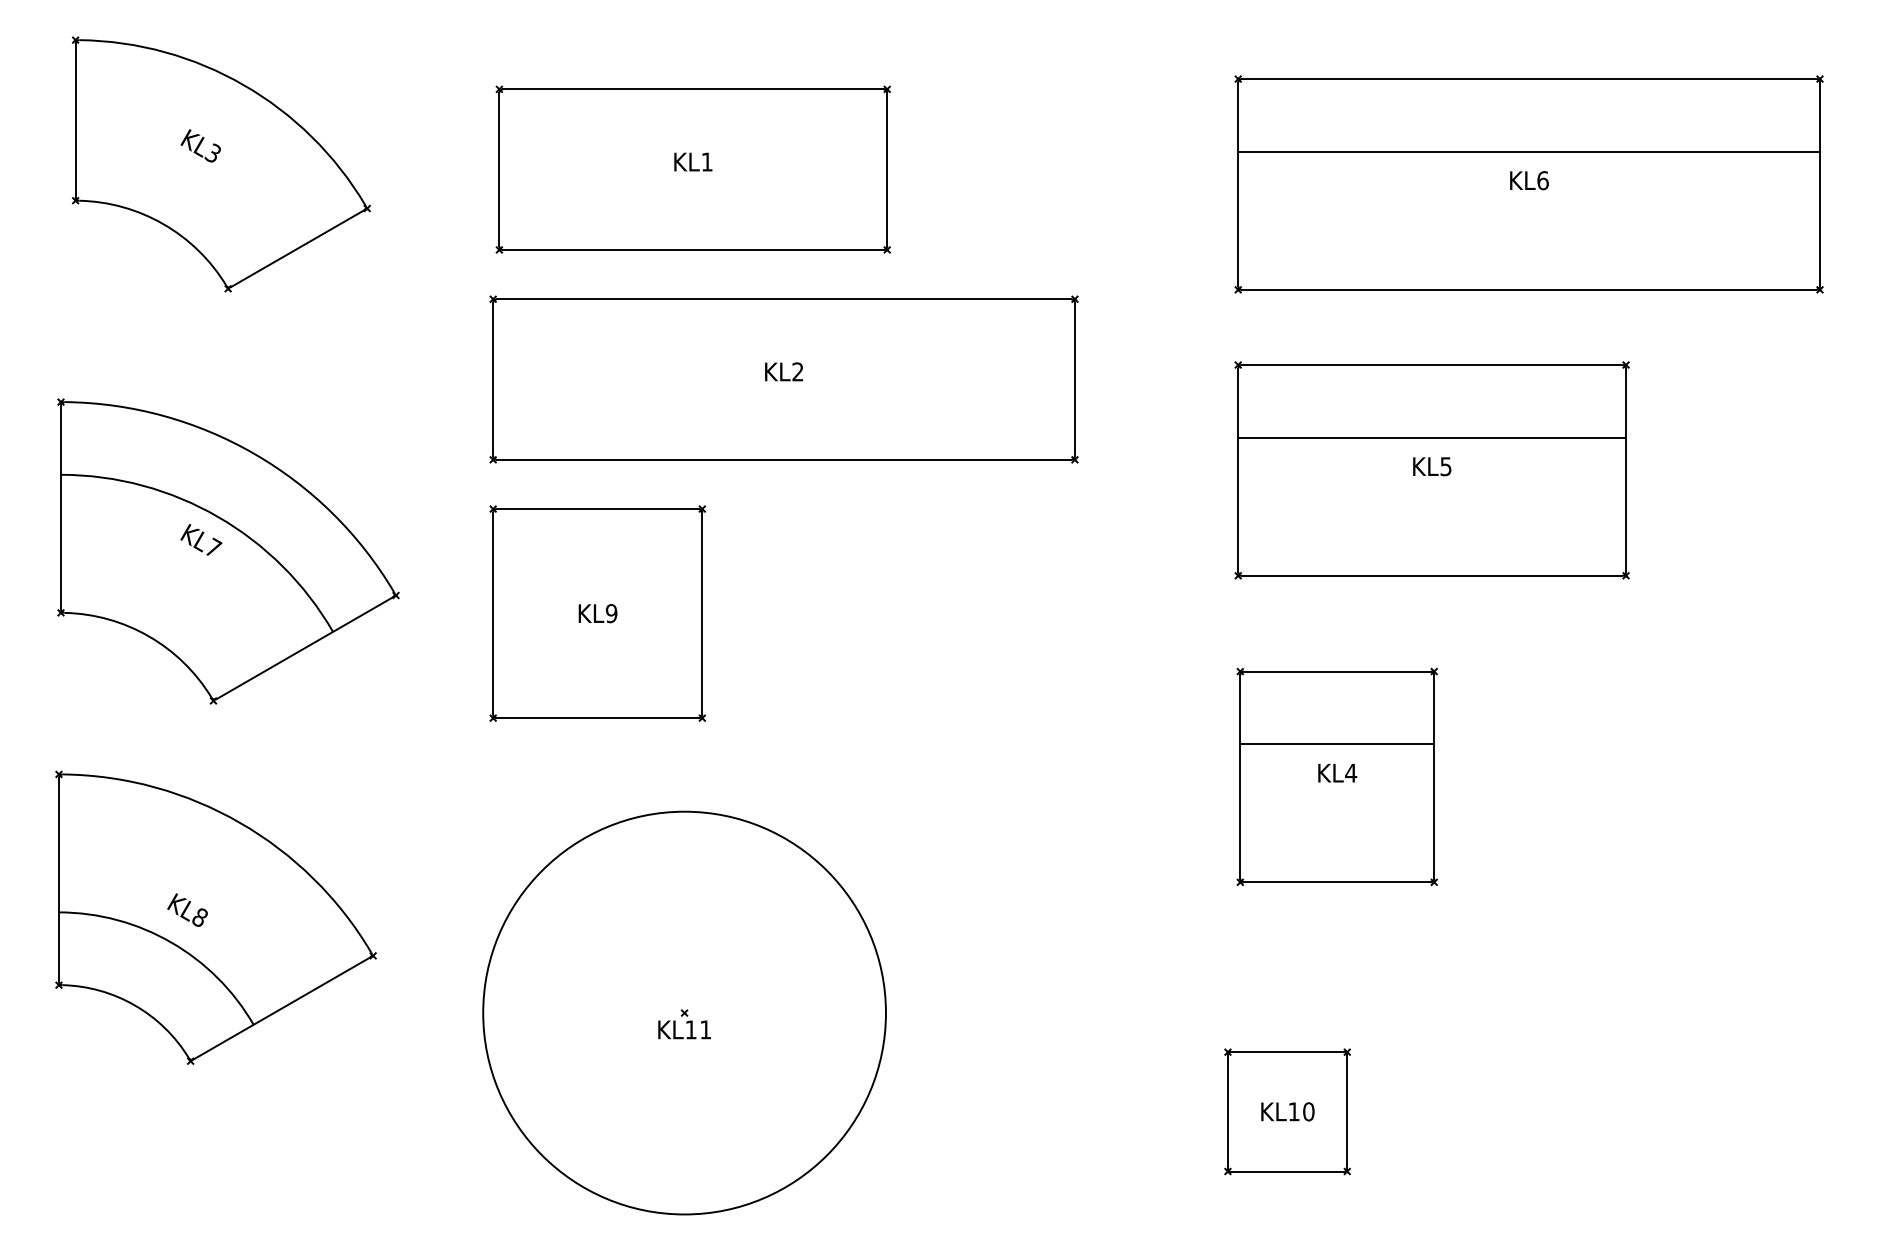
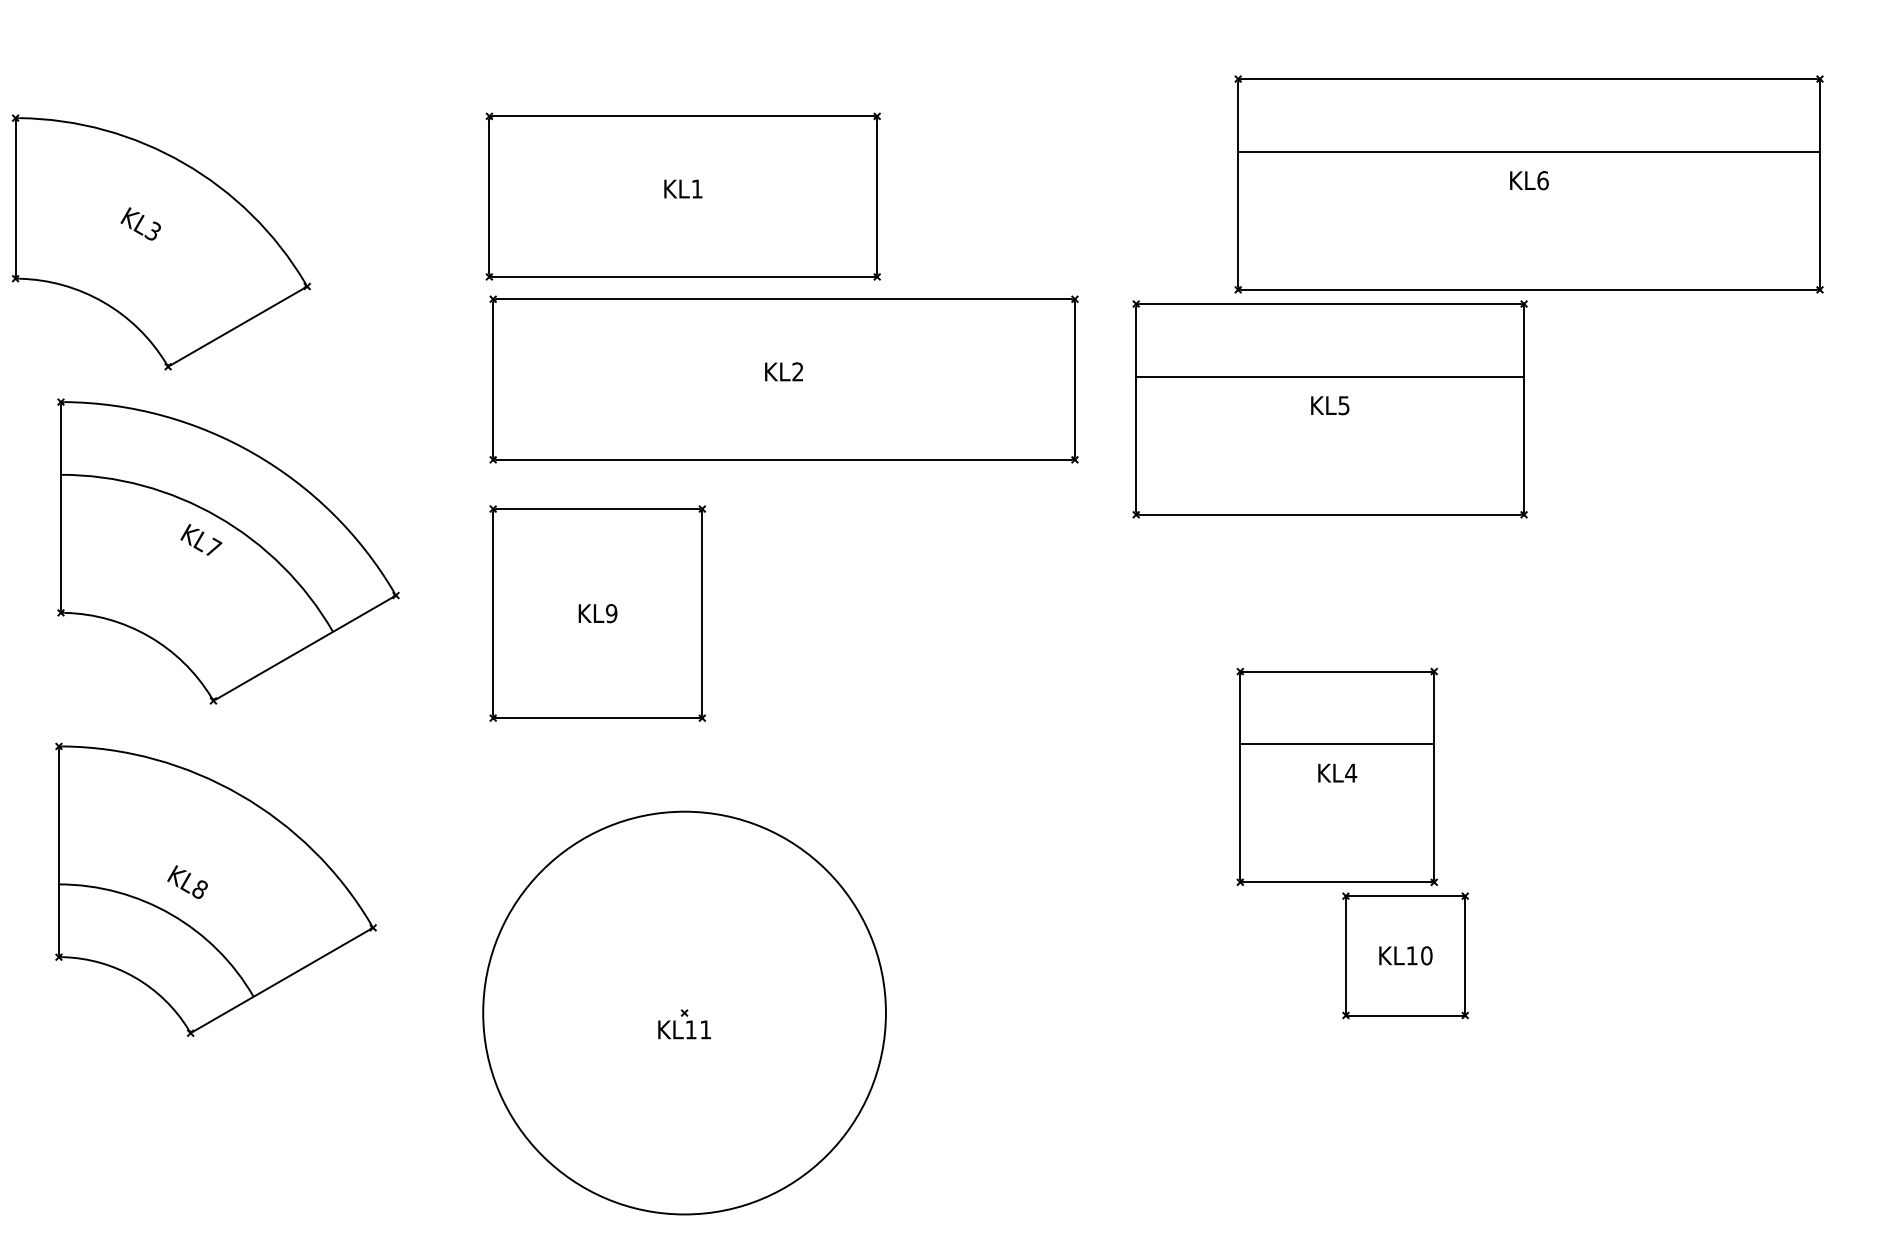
part position: (220, 164) -> (160, 242) (160, 242)
part position: (692, 169) -> (682, 196) (682, 196)
part position: (1431, 470) -> (1329, 409) (1329, 409)
part position: (215, 917) -> (215, 889) (215, 889)
part position: (1287, 1111) -> (1405, 955) (1405, 955)
